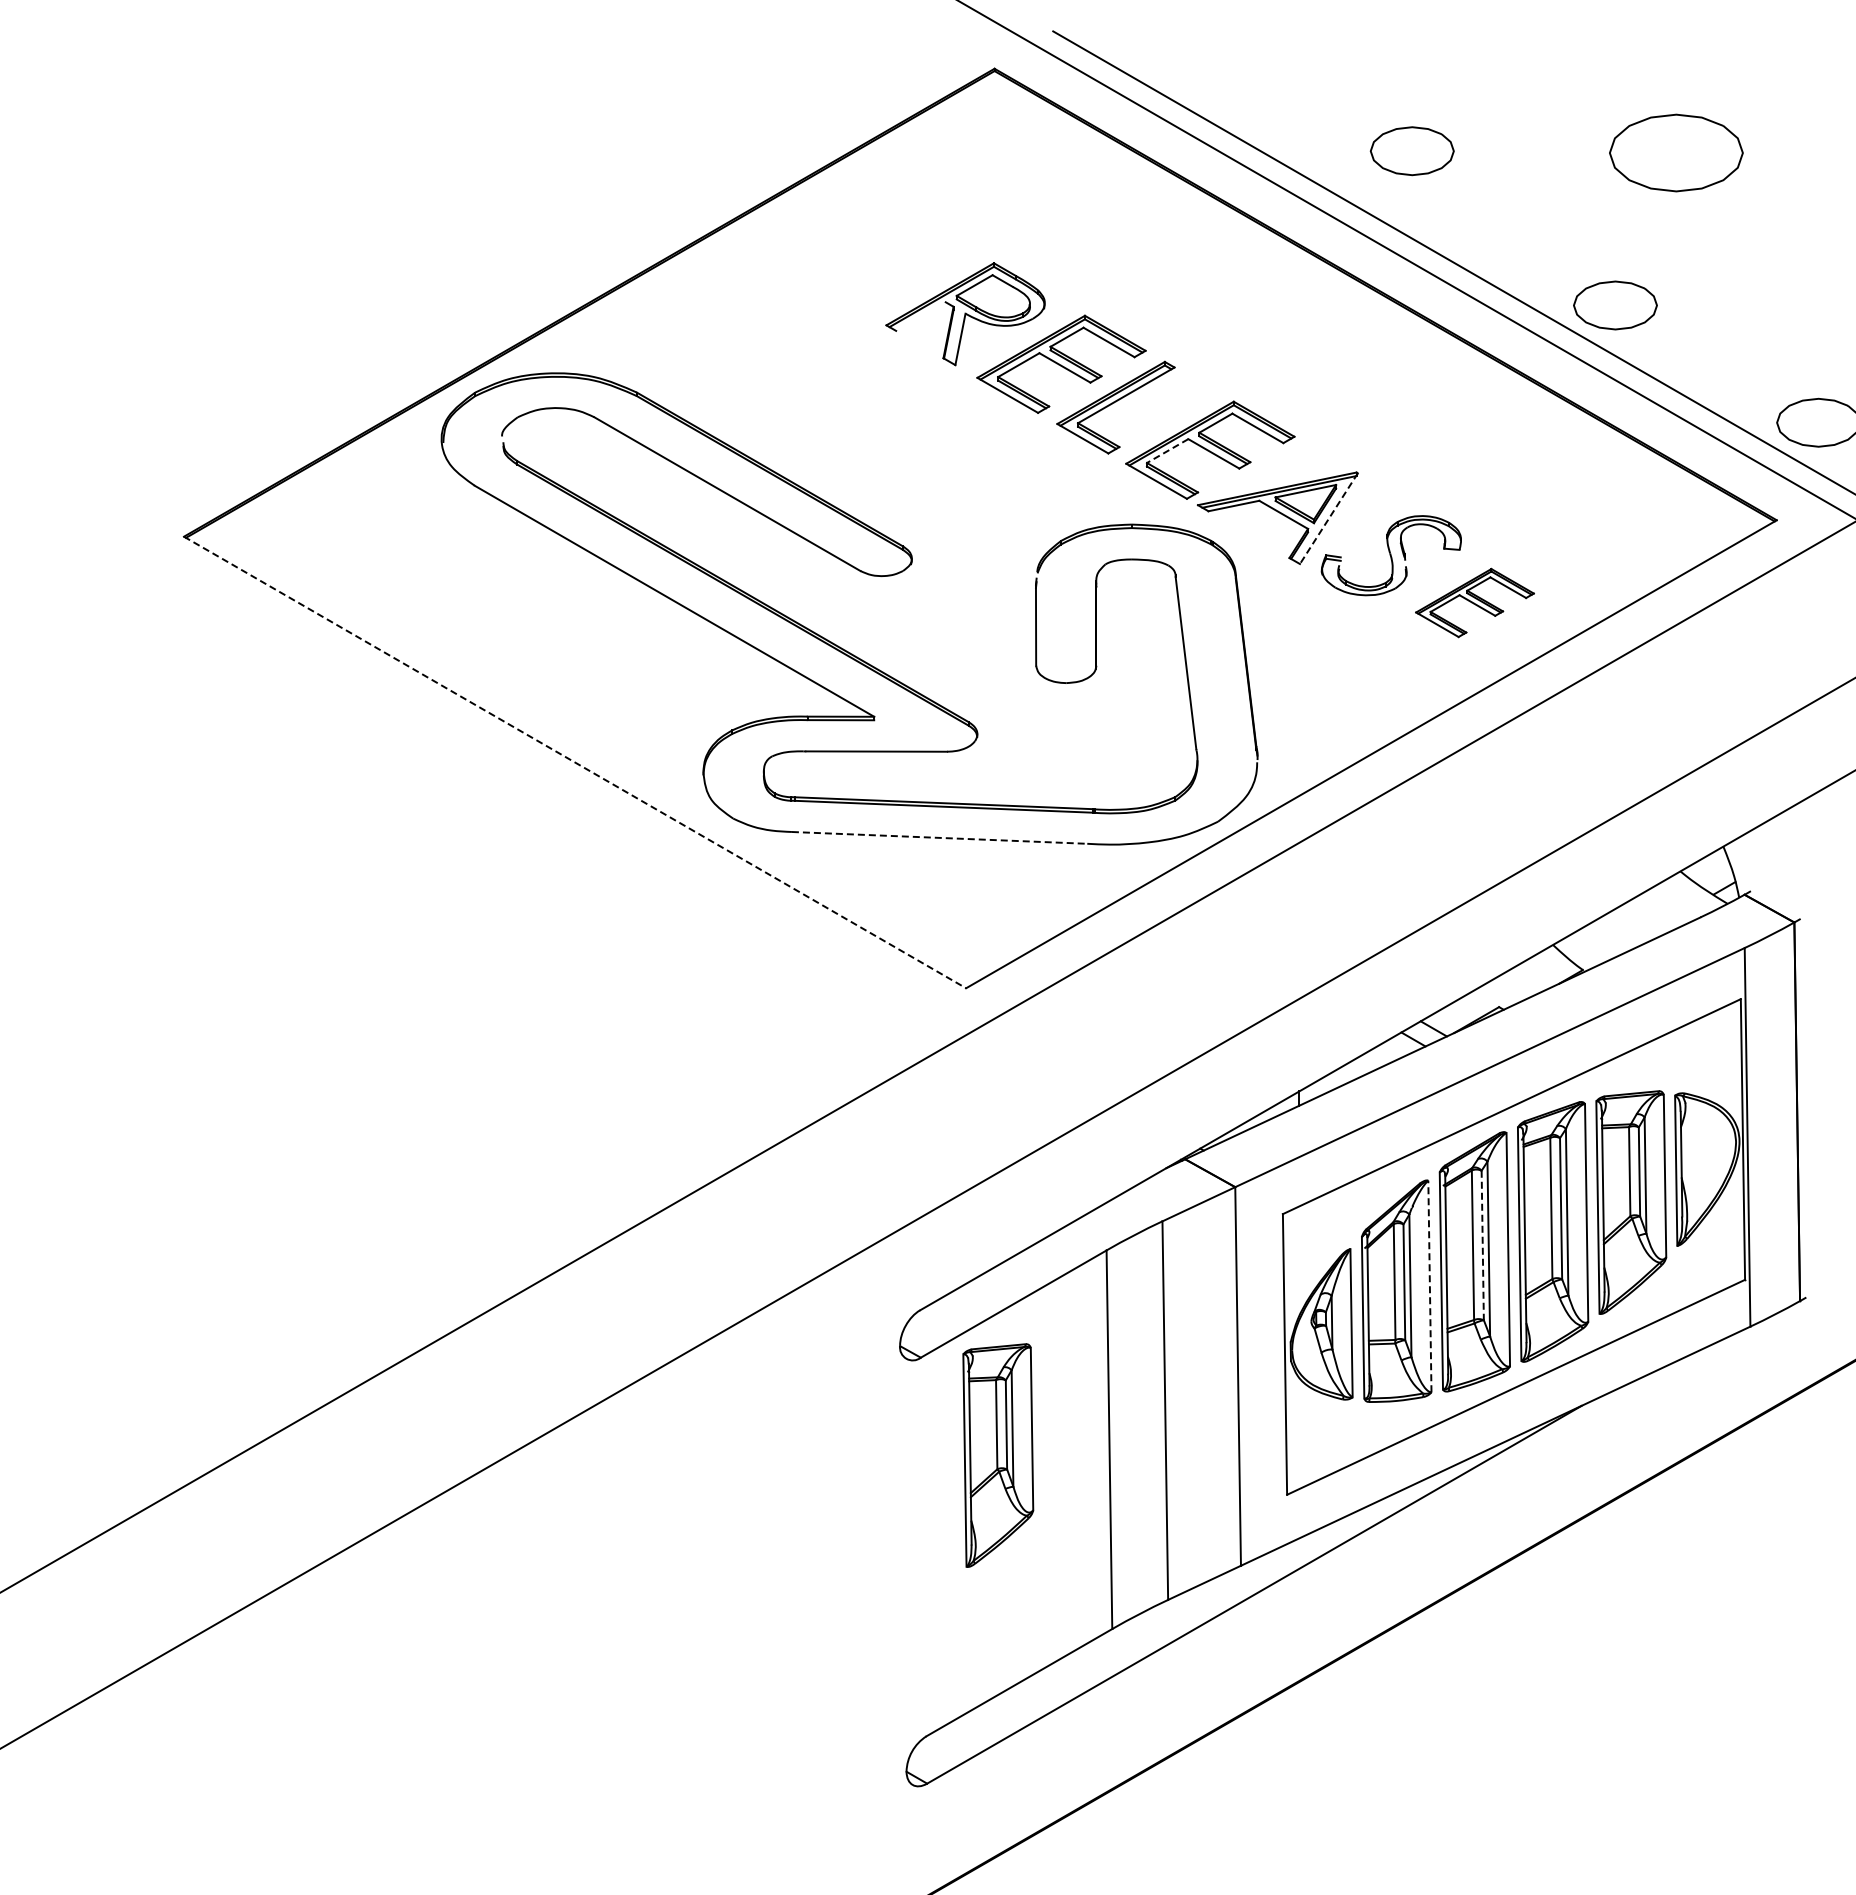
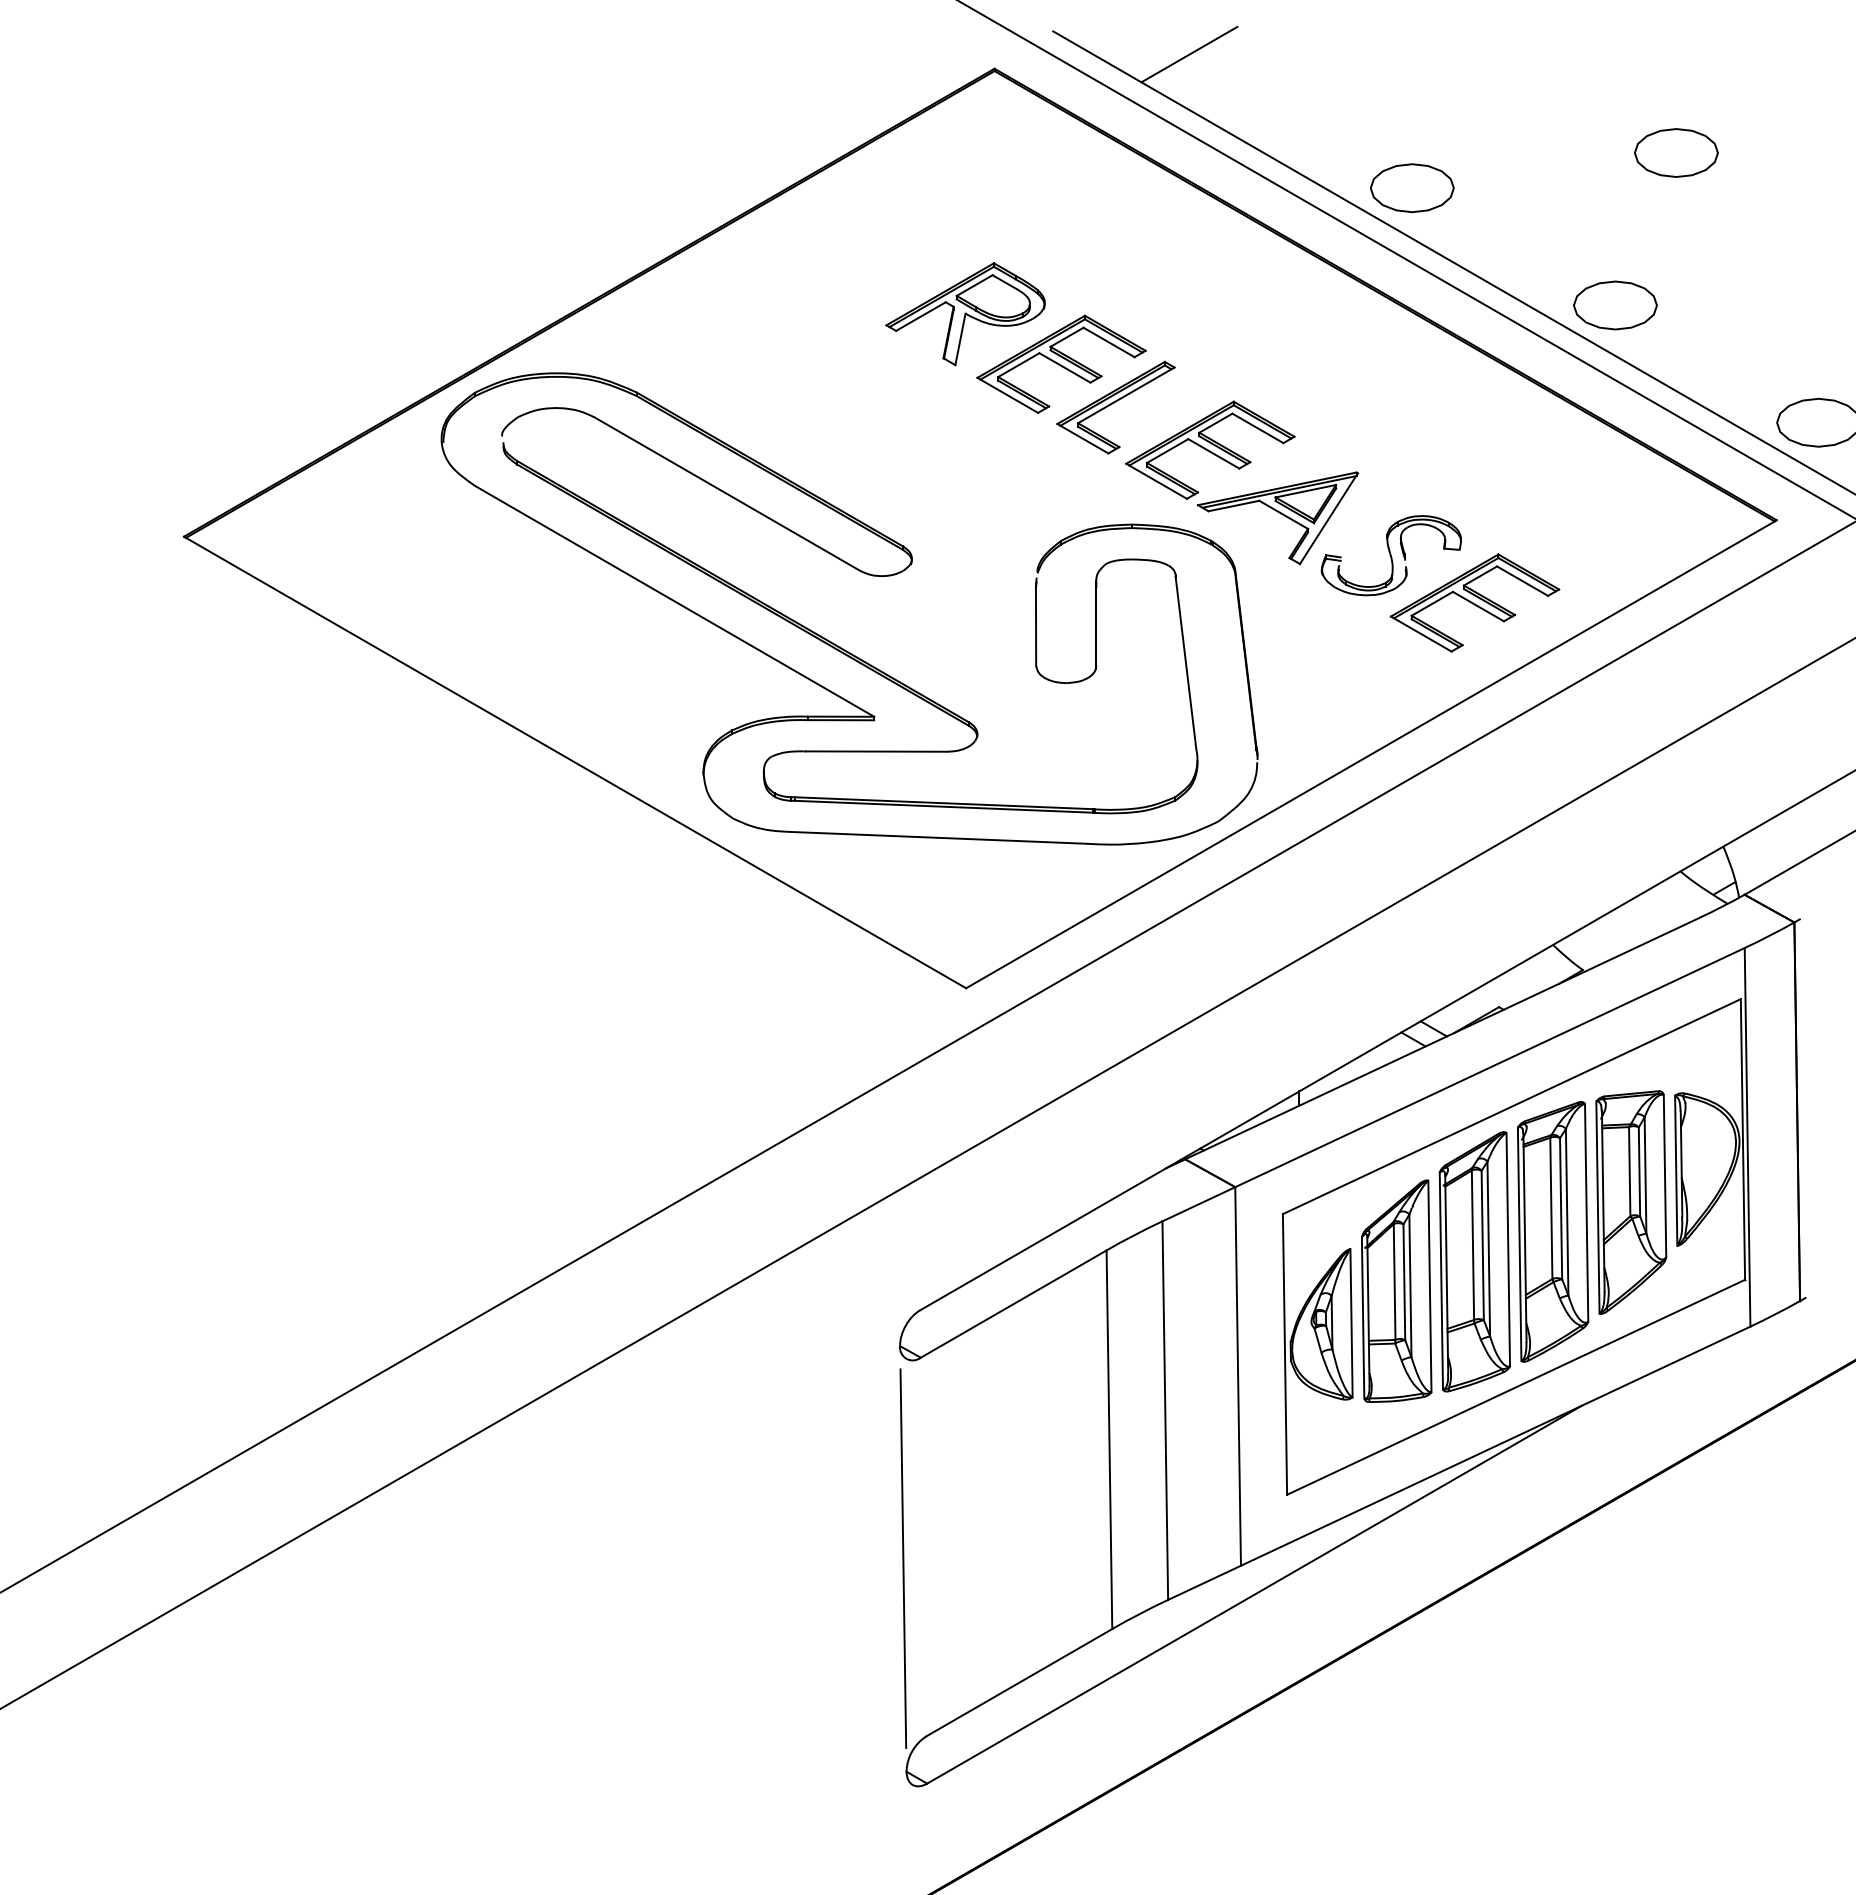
line: none -> present (1189, 54)
part position: (1411, 151) -> (1411, 188) (1411, 188)
part size: 135x80 px -> 85x50 px (1676, 152)
line: none -> present (920, 316)
line: dashed -> solid (1167, 451)
line: dashed -> solid (1328, 518)
part size: 120x72 px -> 172x100 px (1474, 602)
line: dashed -> solid (575, 762)
line: dashed -> solid (939, 837)
line: none -> present (1801, 861)
line position: (927, 1213) -> (927, 1173) (927, 1173)
line: dashed -> solid (1482, 1245)
line: dashed -> solid (1429, 1286)
part: present -> none (998, 1455)
line: none -> present (903, 1558)
